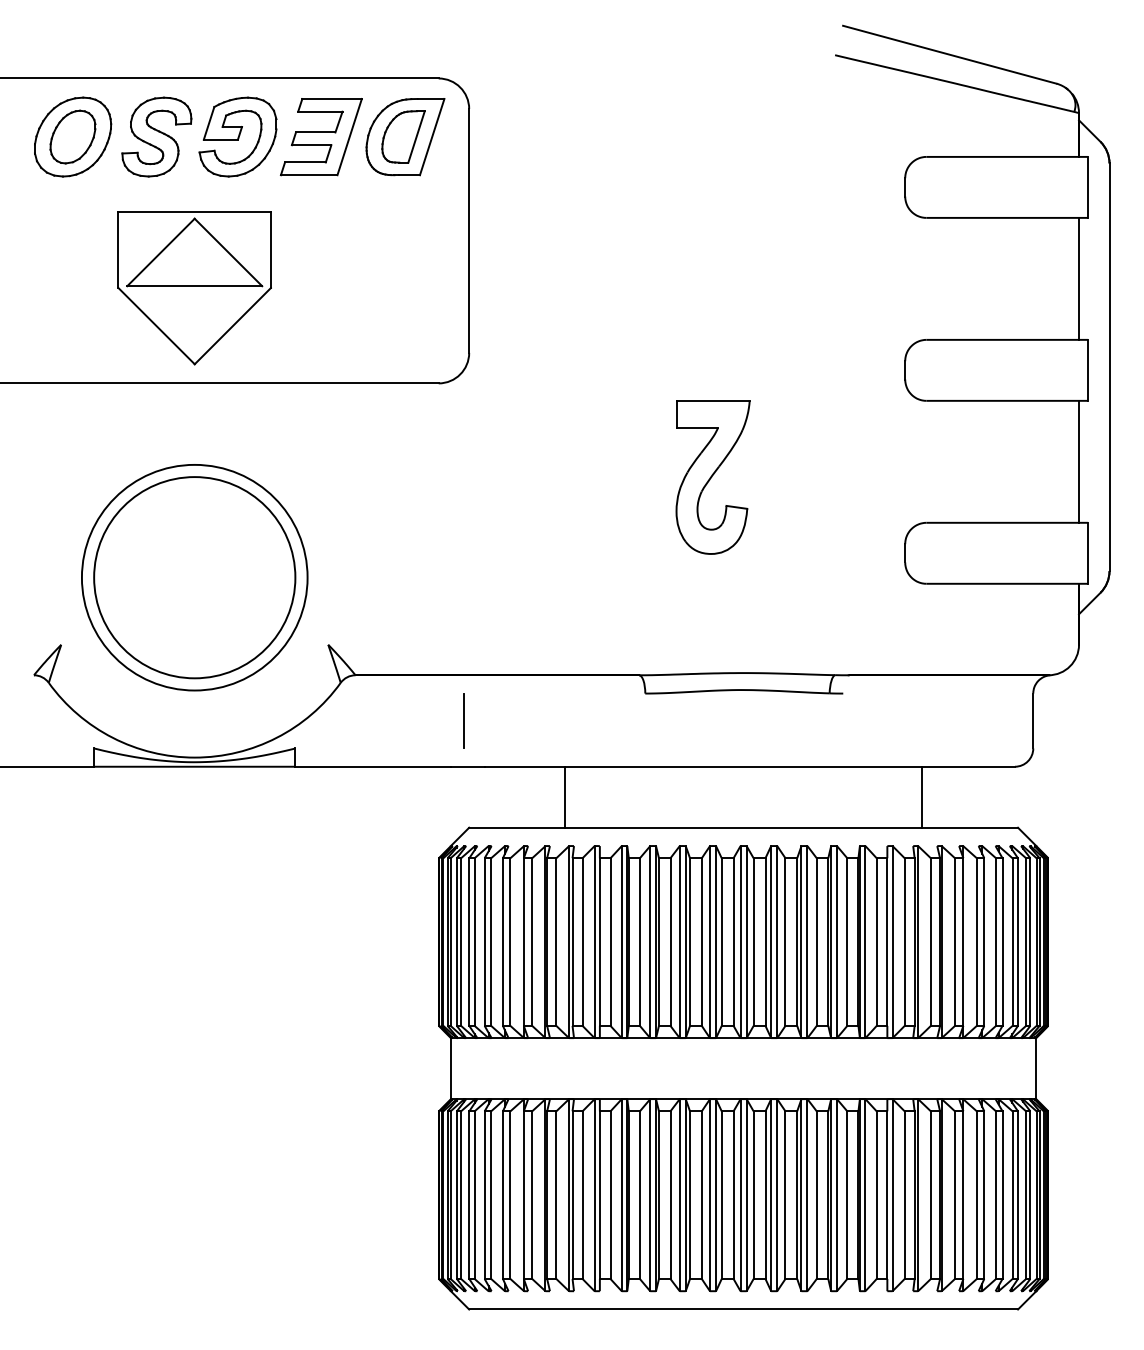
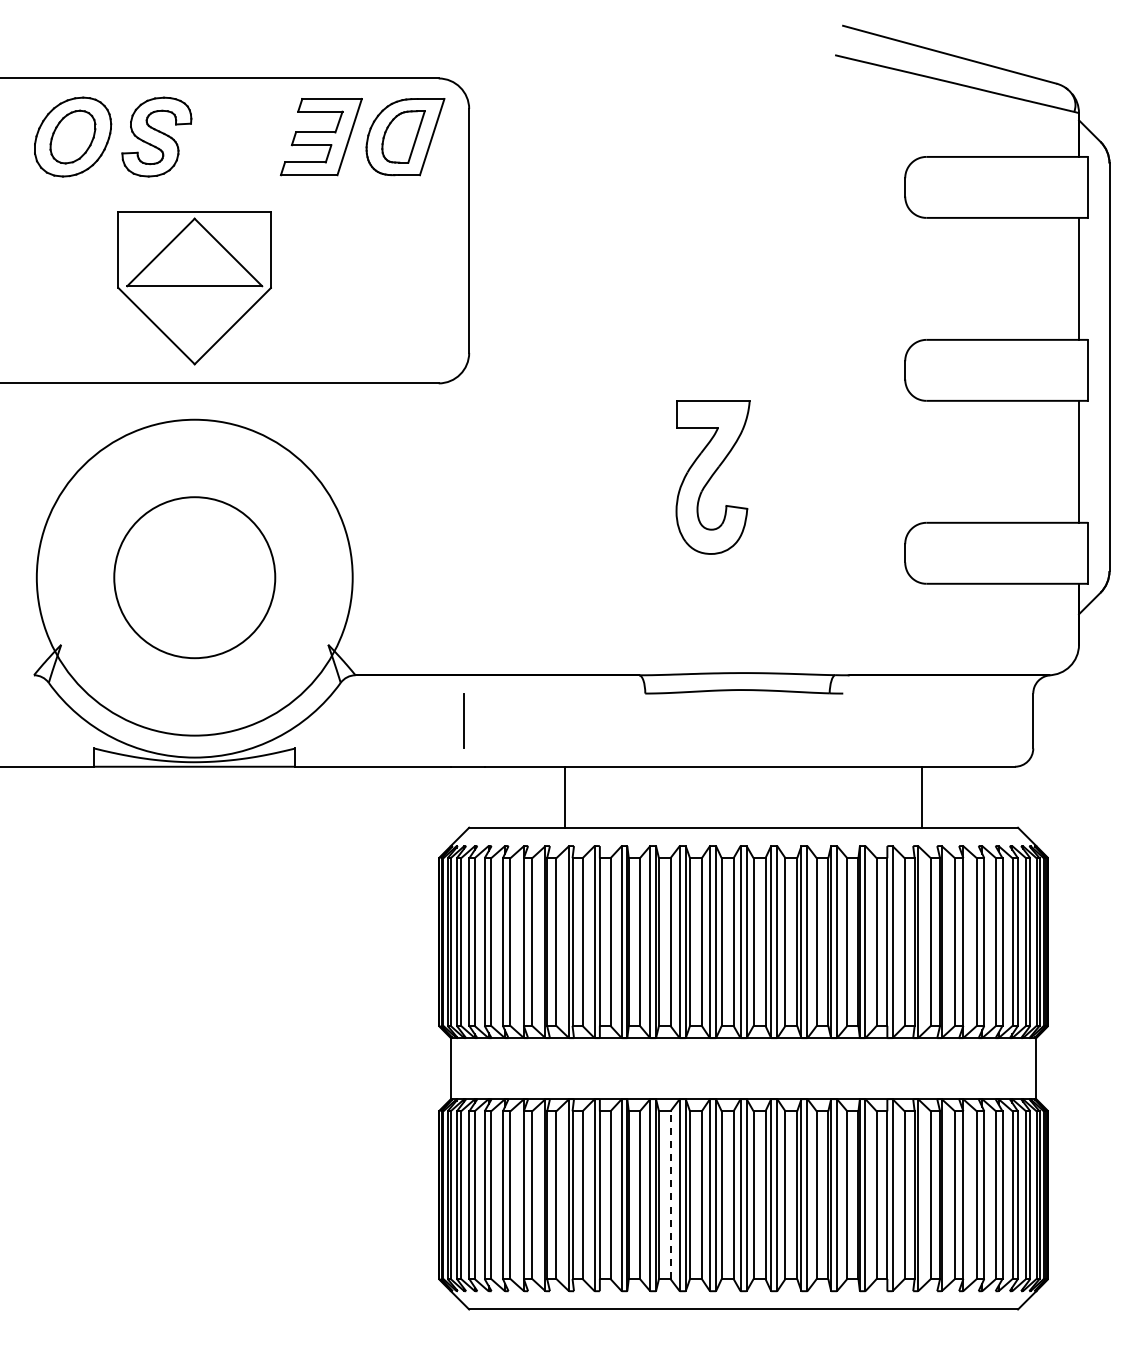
part: present -> none (237, 136)
circle diameter: 201 px -> 161 px (194, 577)
circle diameter: 226 px -> 316 px (194, 577)
line: solid -> dashed (670, 1195)
